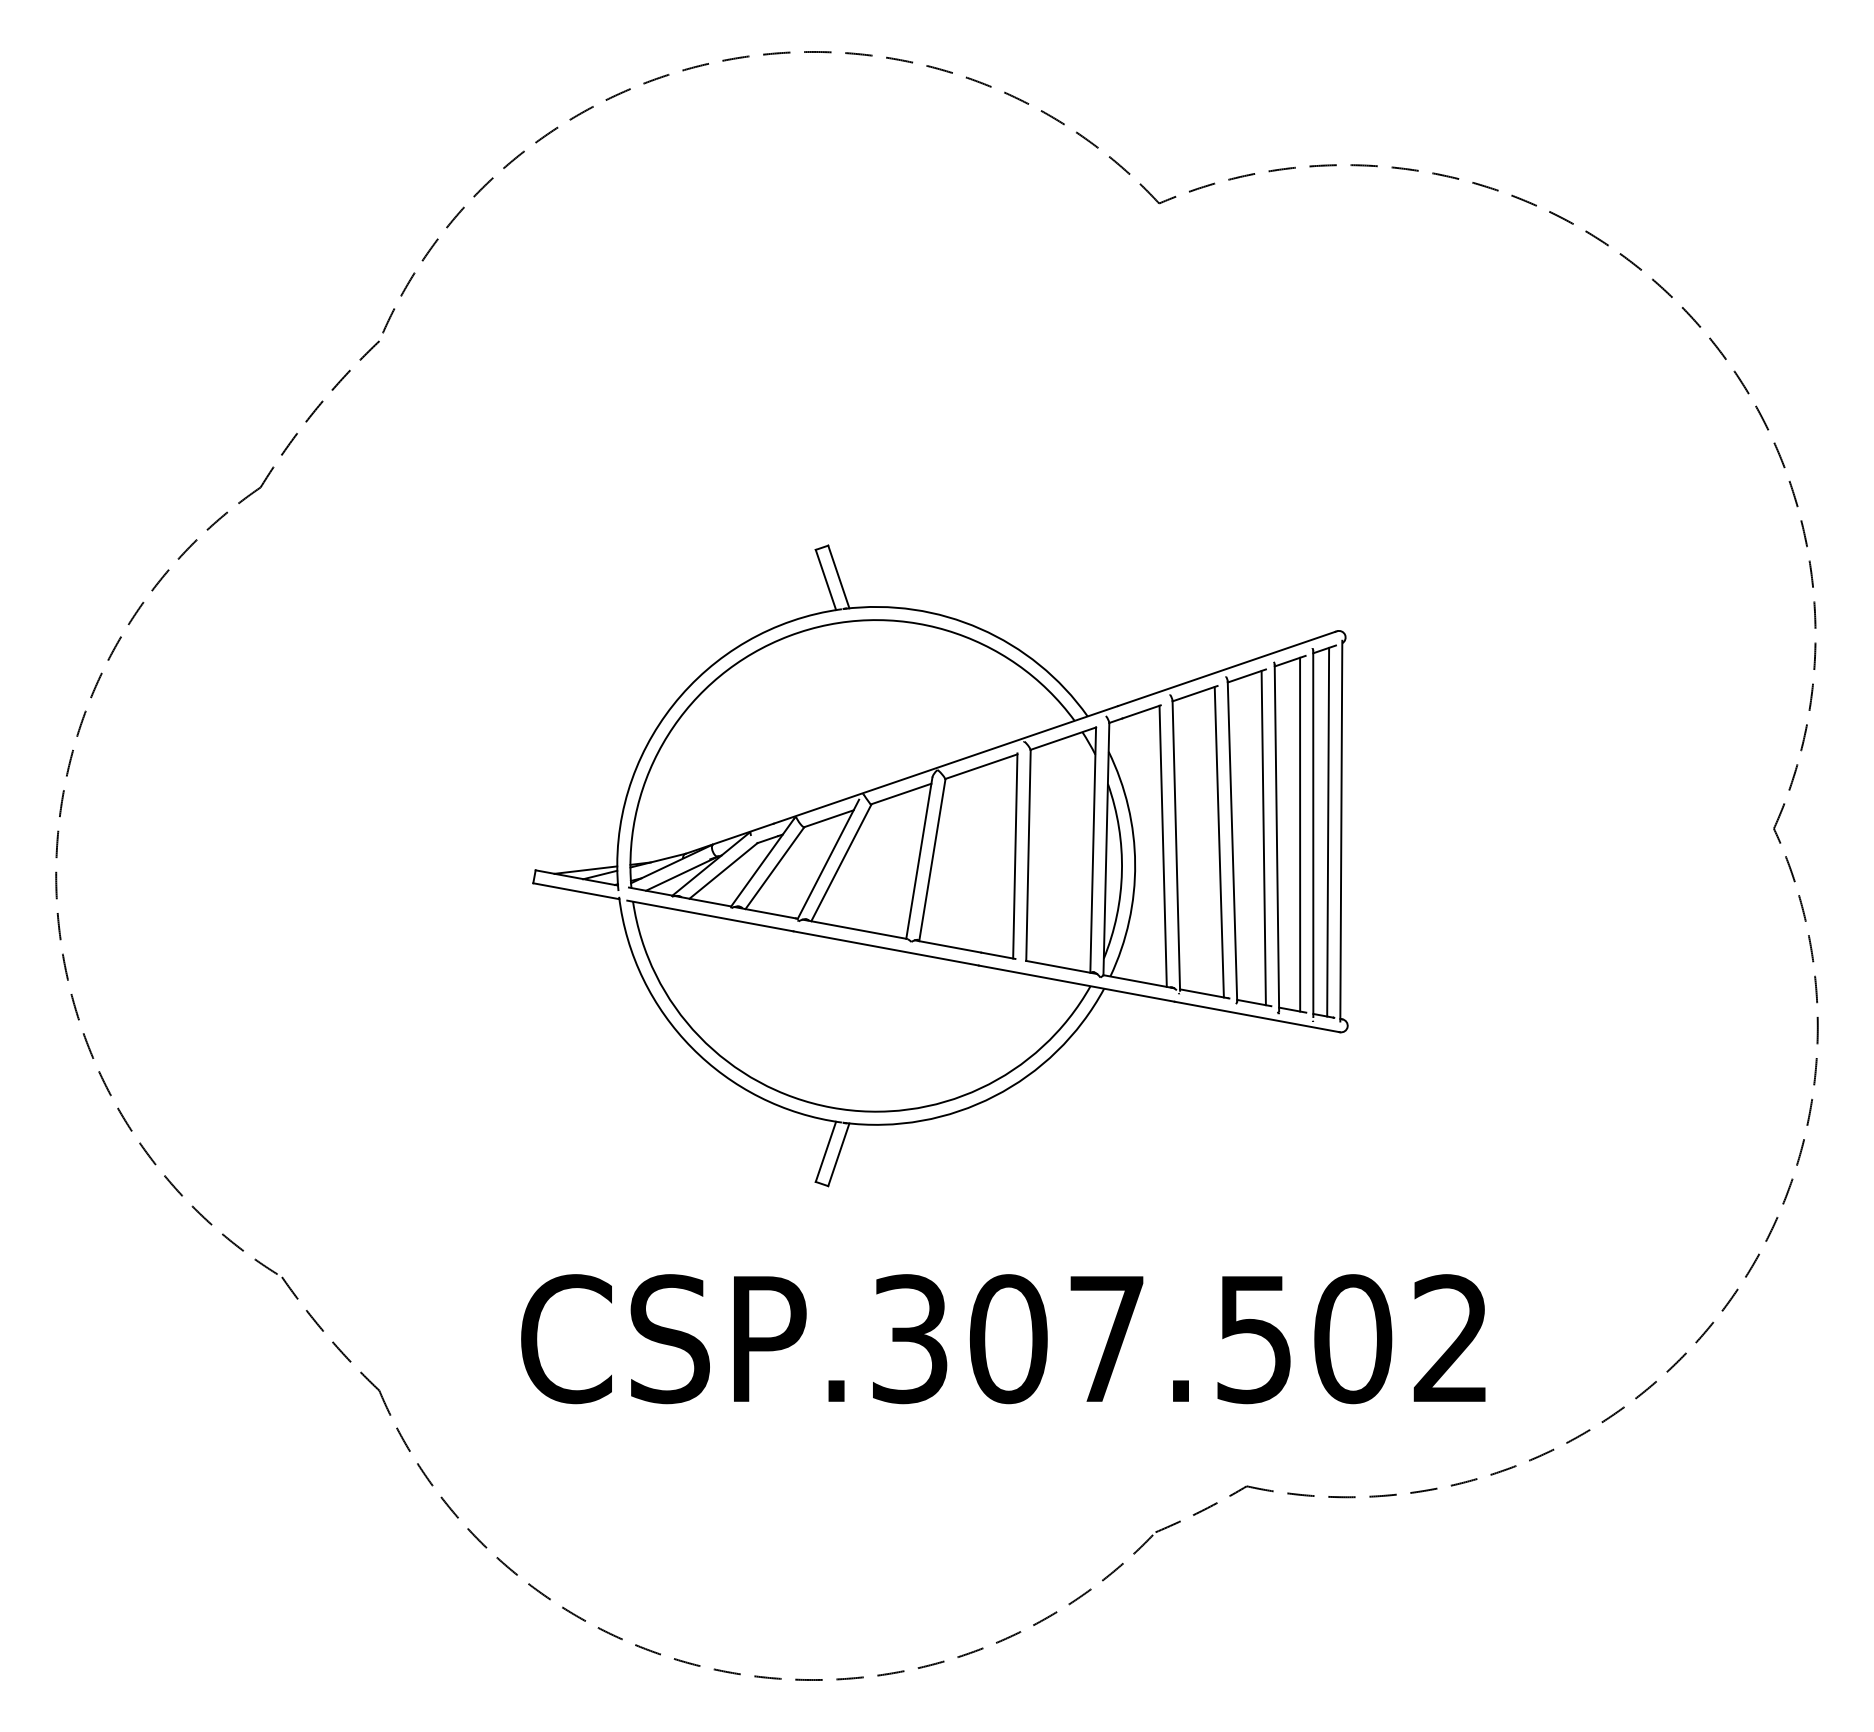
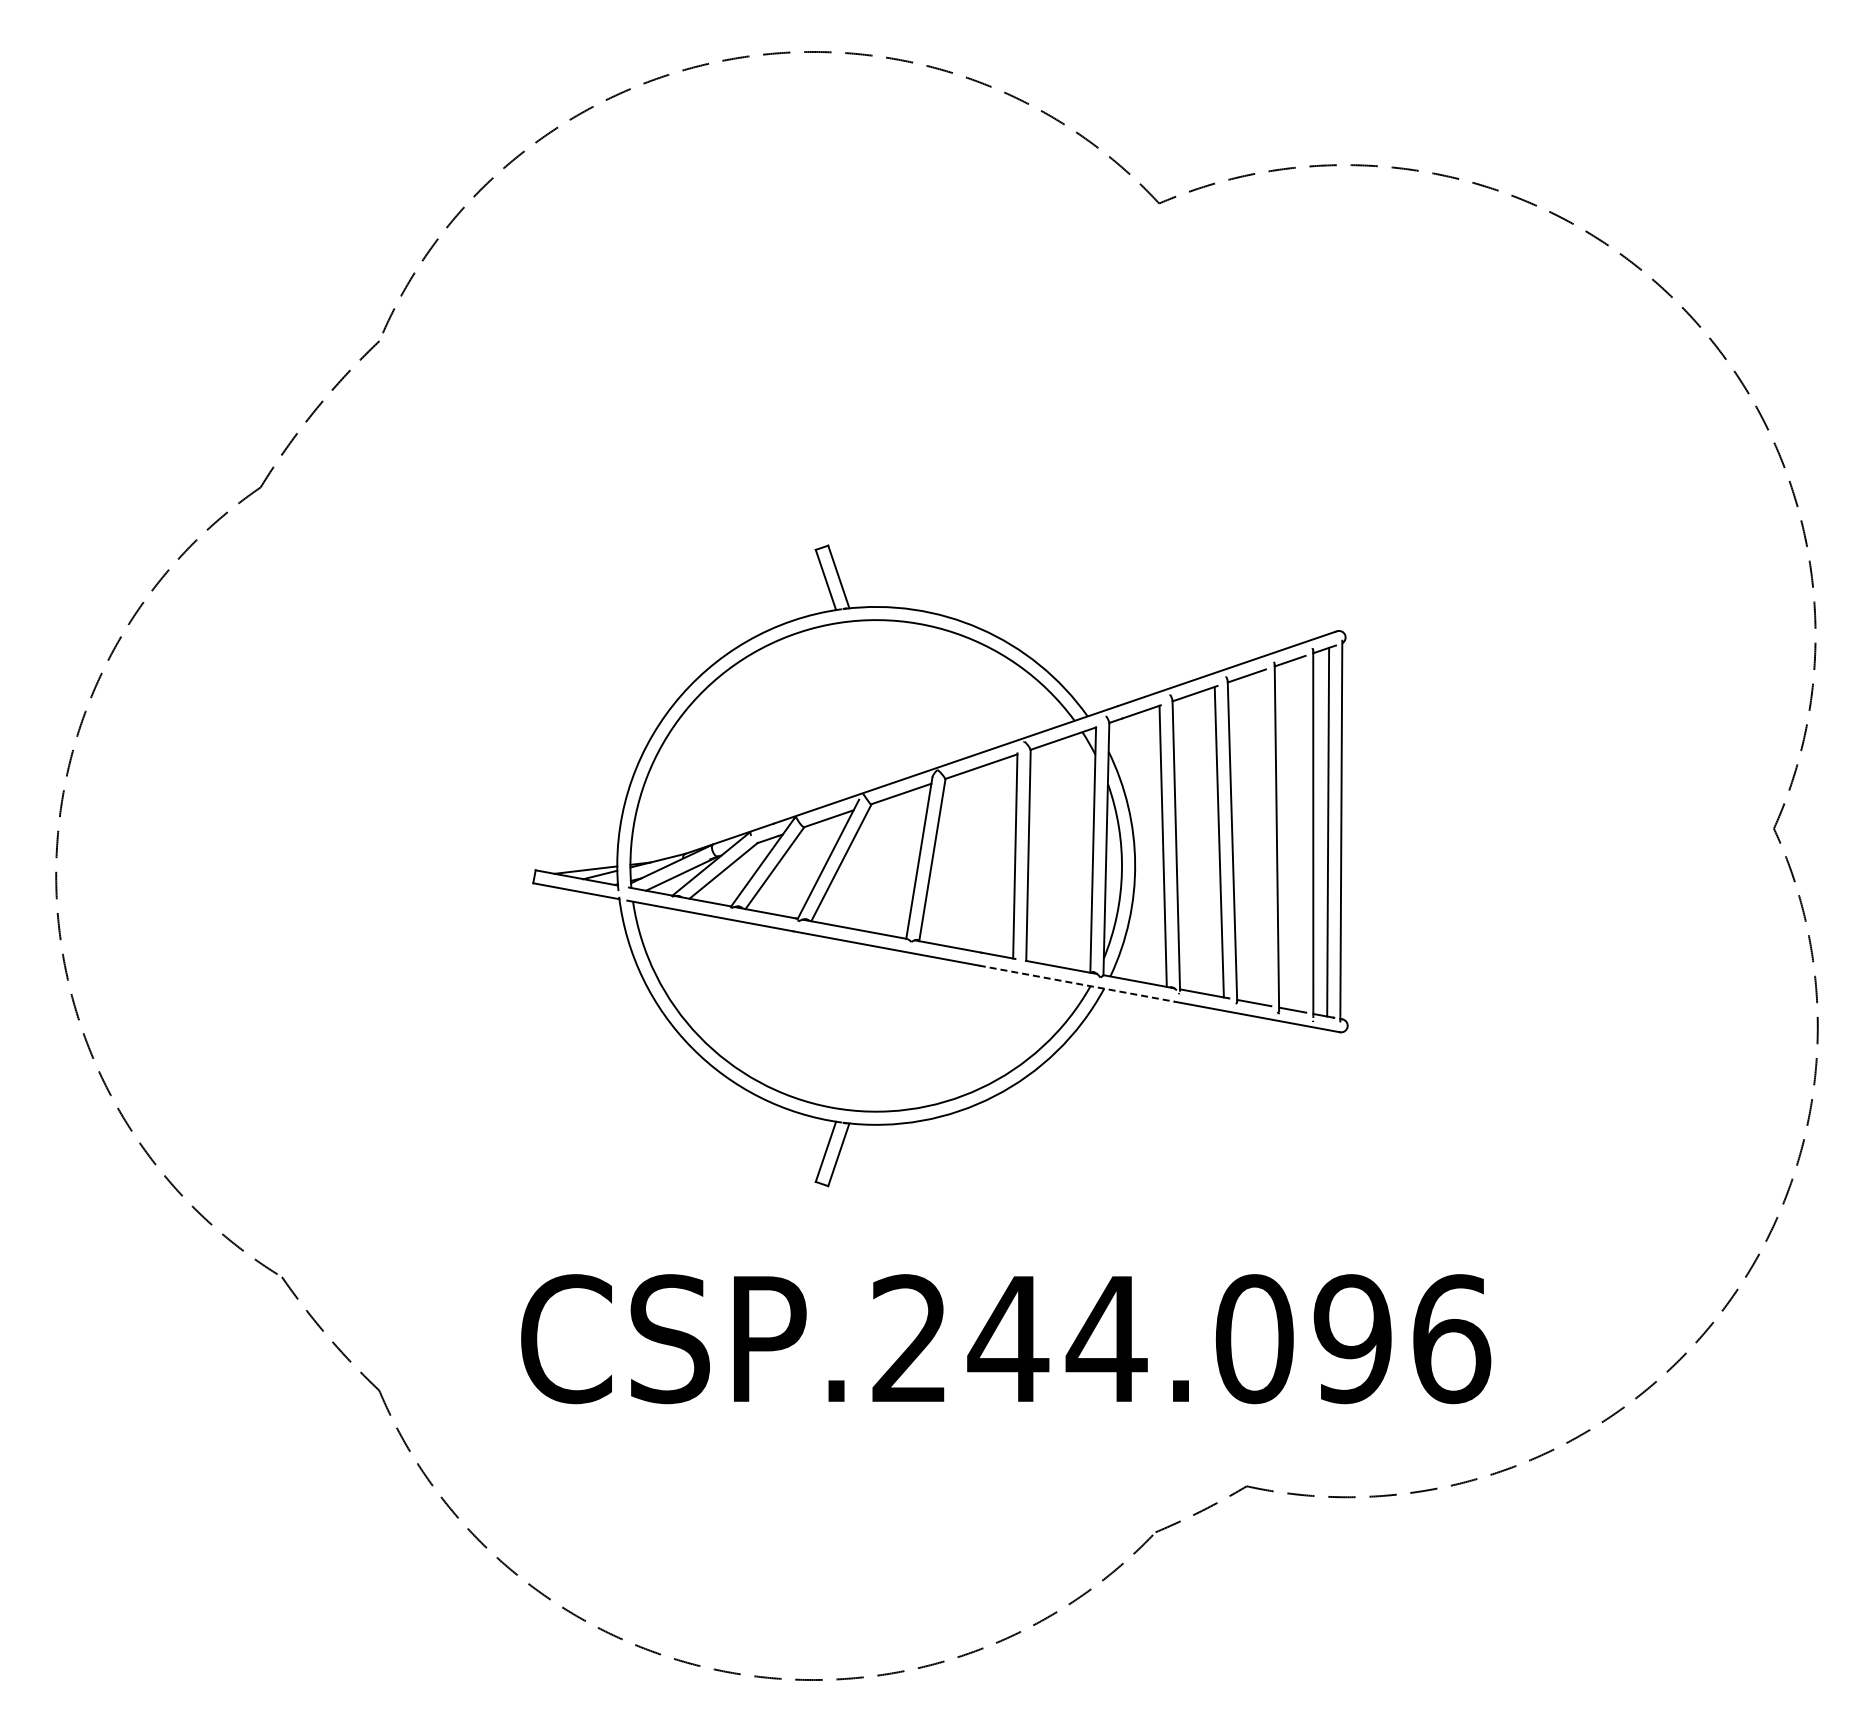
line: present -> none (1300, 834)
line: present -> none (1263, 837)
line: solid -> dashed (1076, 983)
text: CSP.307.502 -> CSP.244.096 (1181, 1339)
